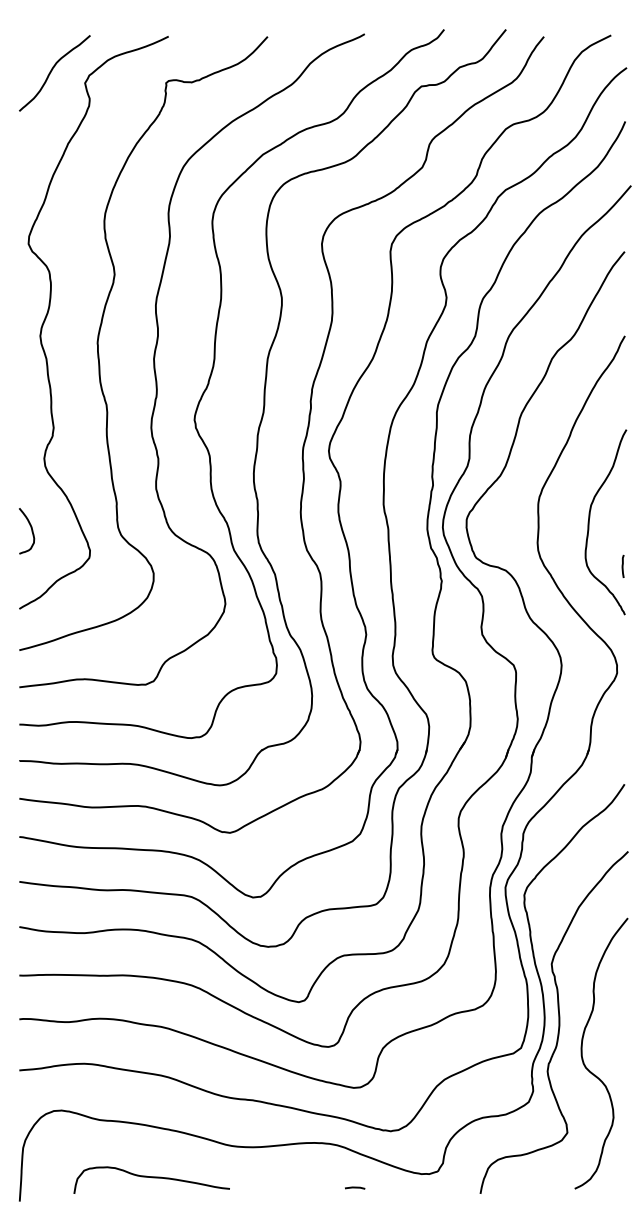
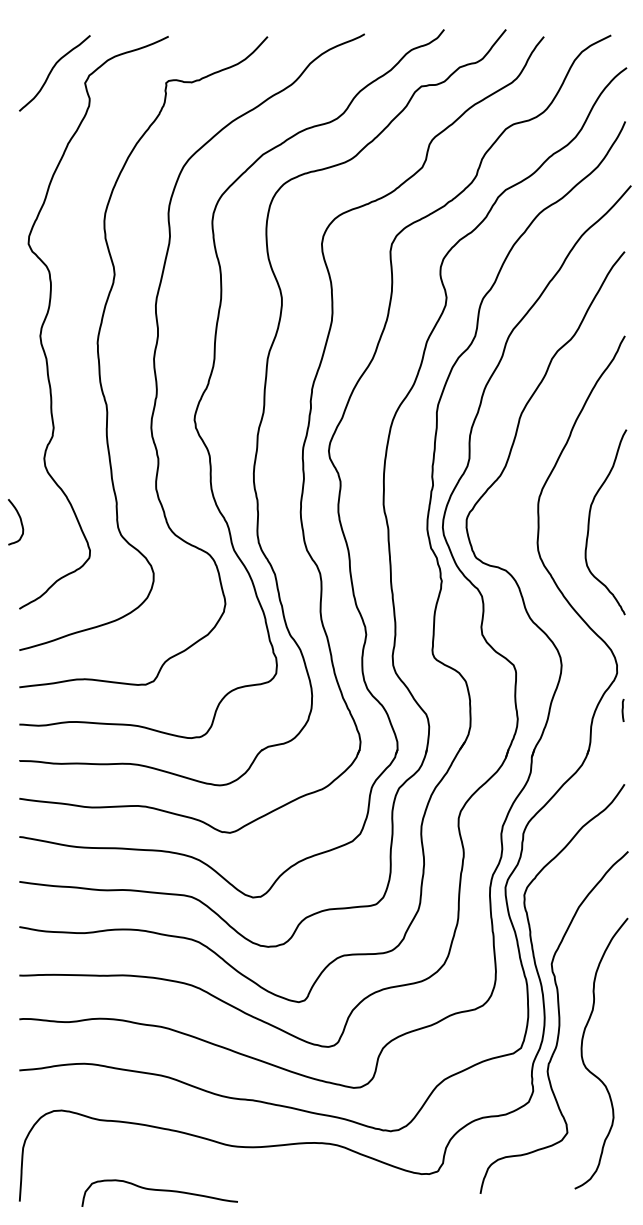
curve position: (31, 531) -> (20, 522) (20, 522)
line position: (622, 565) -> (622, 709) (622, 709)
curve position: (152, 1178) -> (160, 1191) (160, 1191)
line: present -> none (355, 1187)
